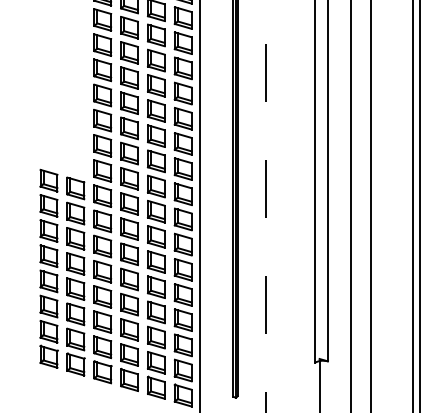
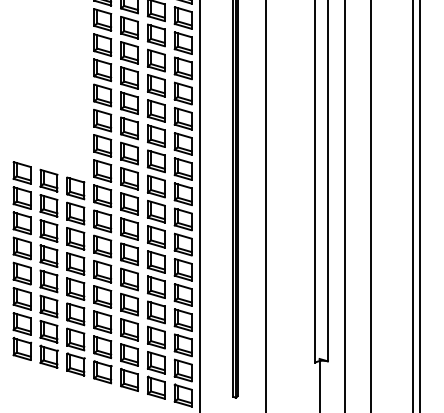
line position: (350, 205) -> (344, 205) (344, 205)
line: dashed -> solid (266, 206)
part: none -> present (21, 260)
